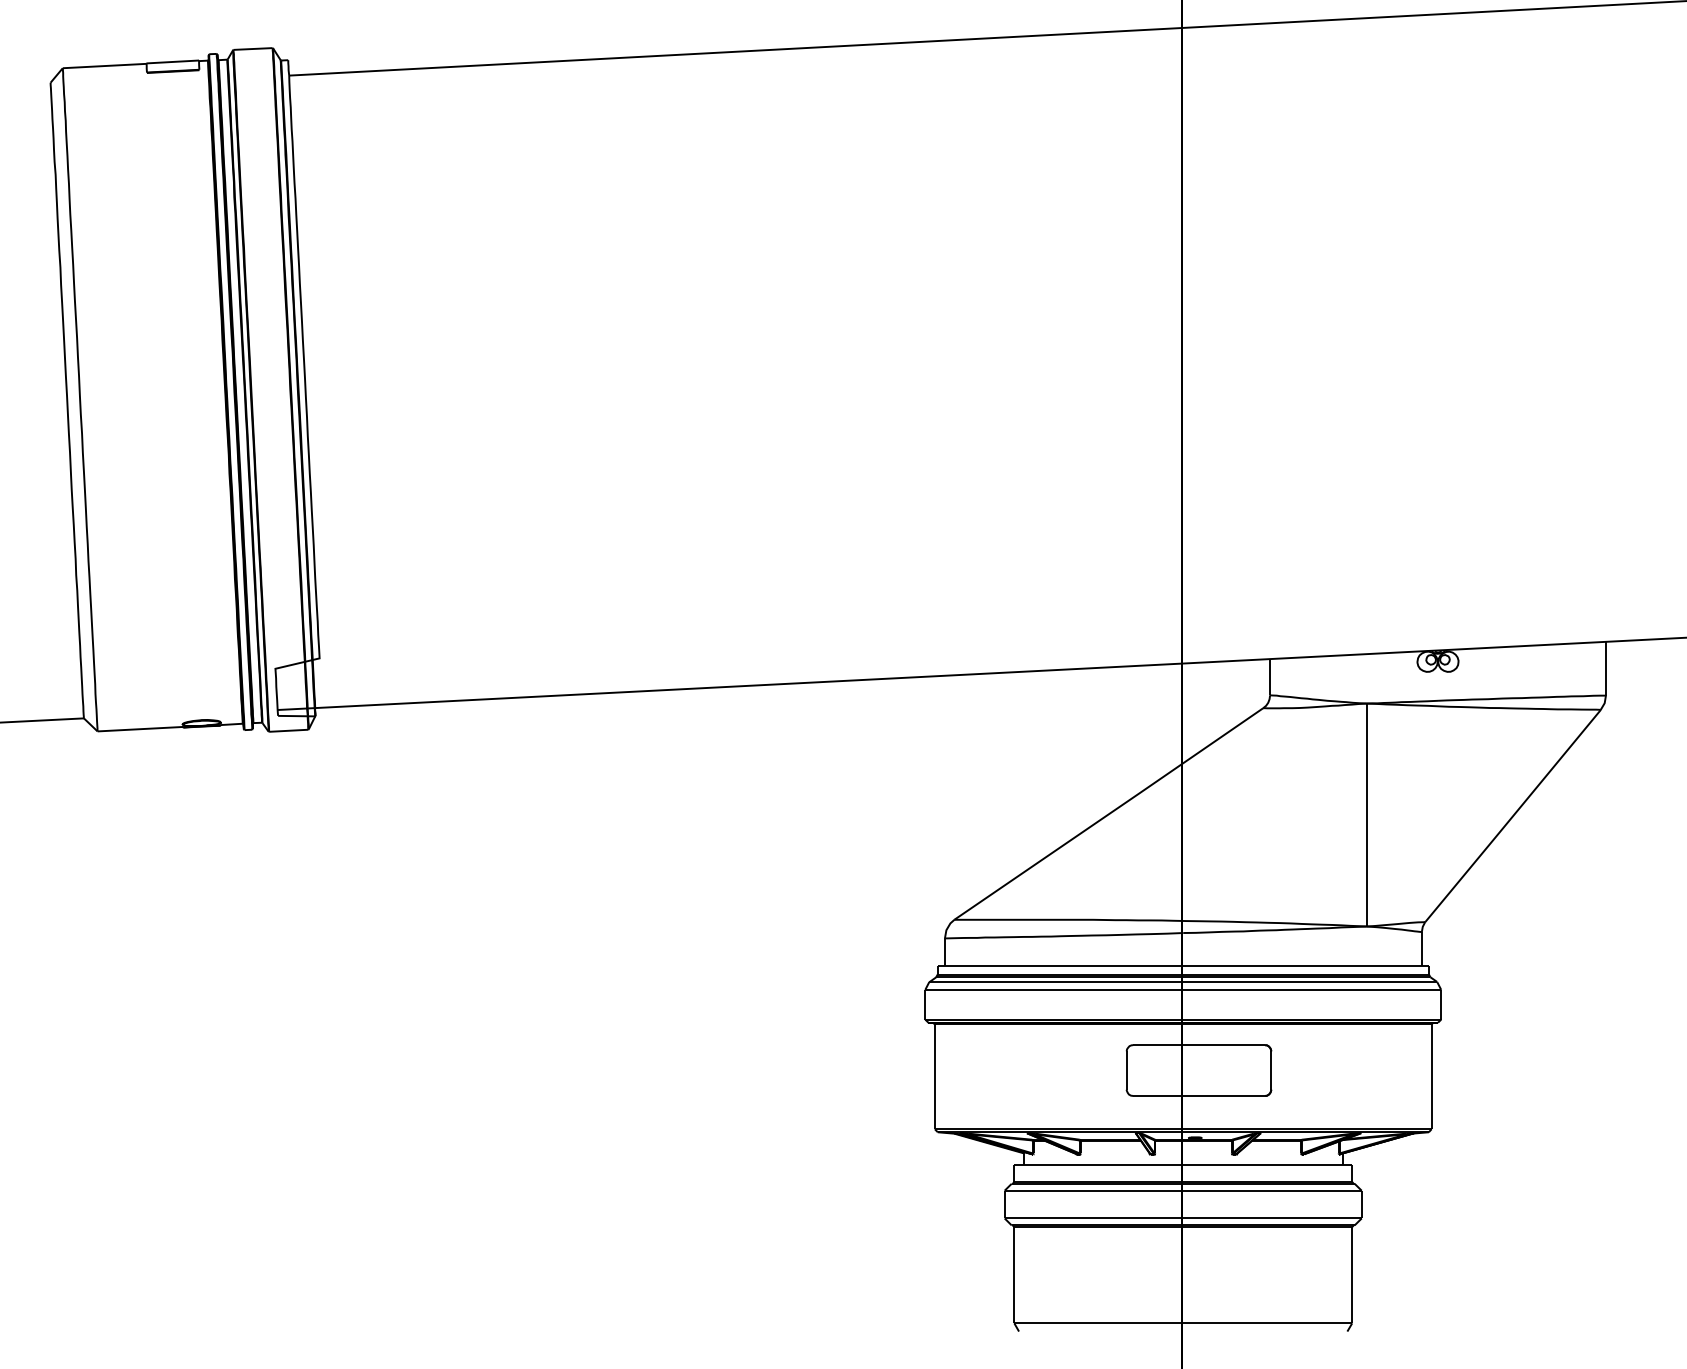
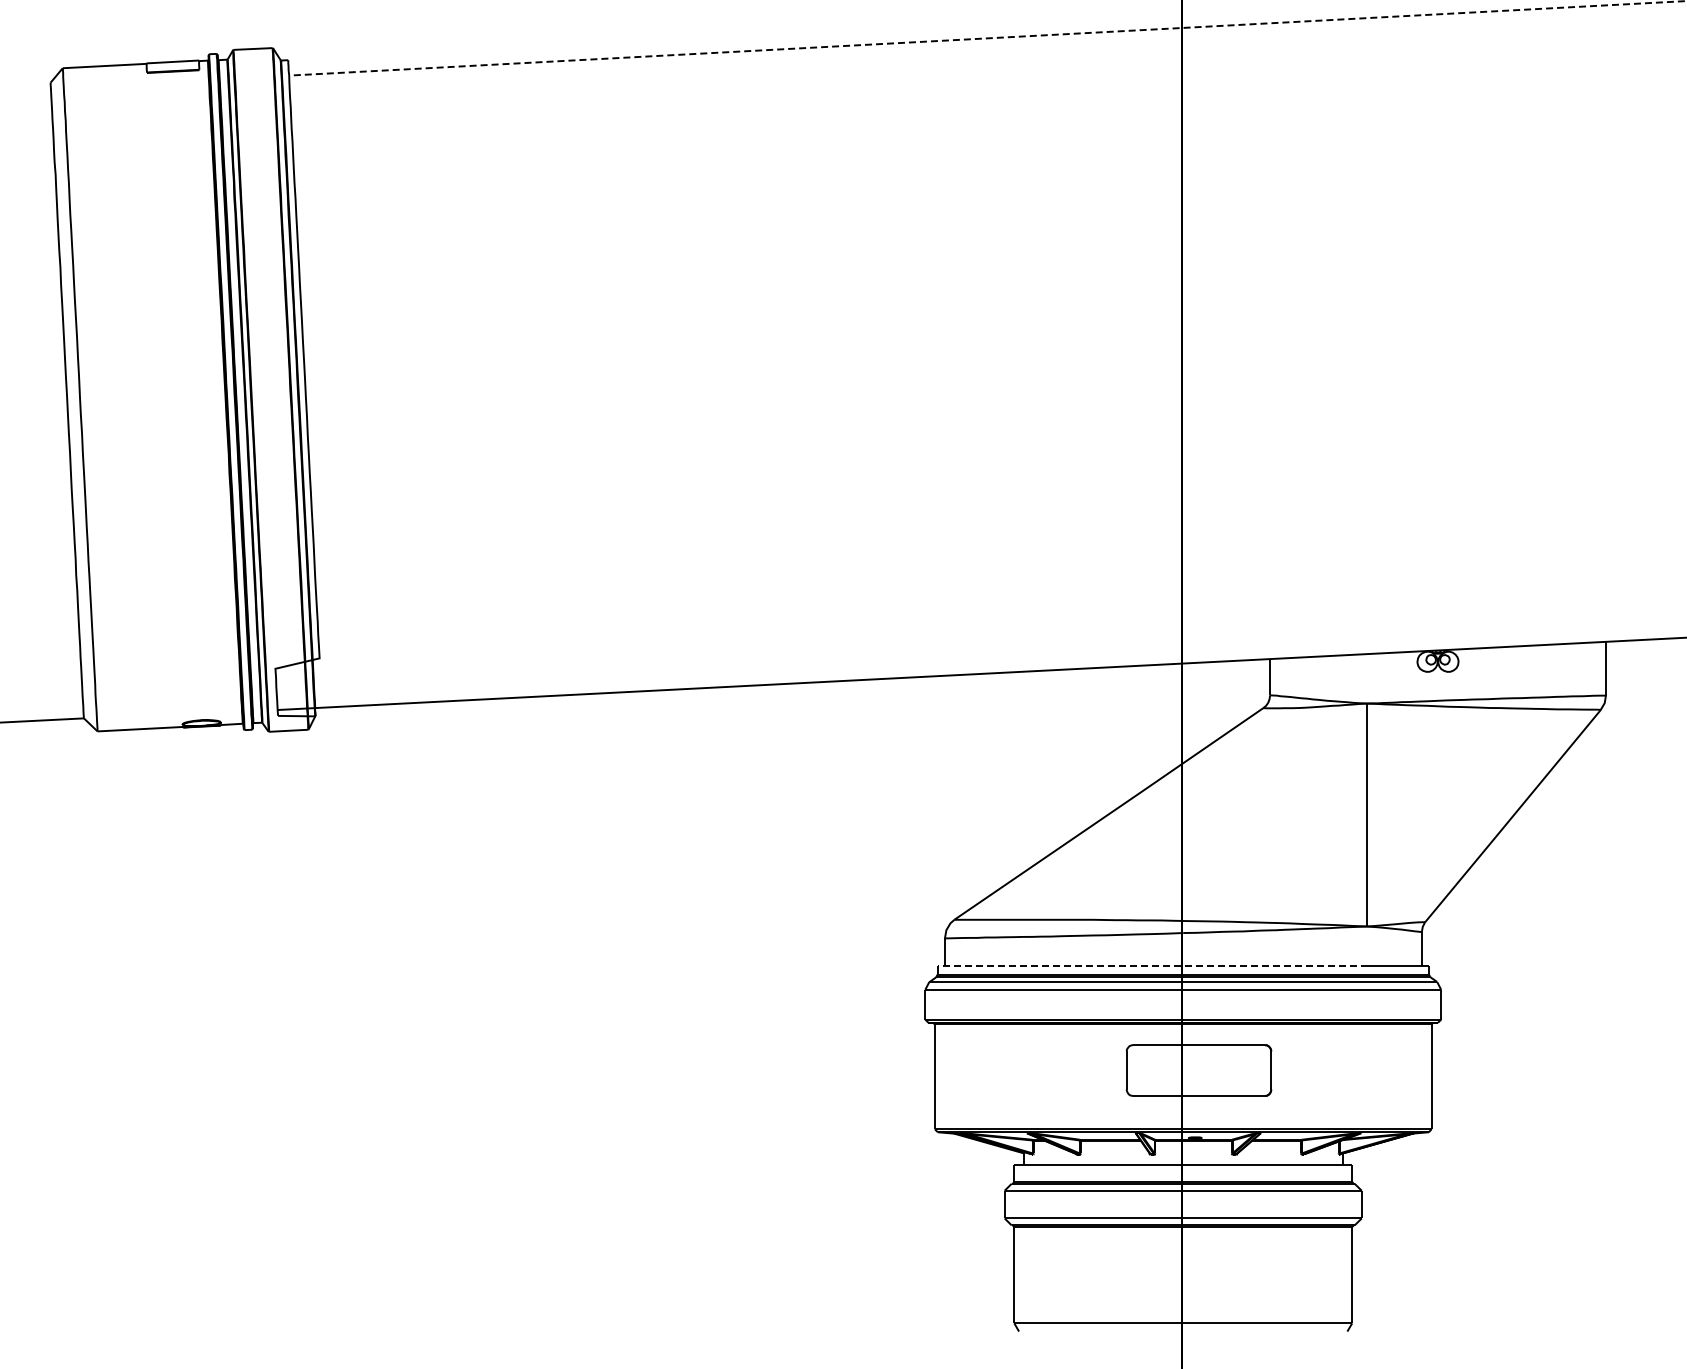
line: solid -> dashed (988, 38)
line: solid -> dashed (1152, 965)
